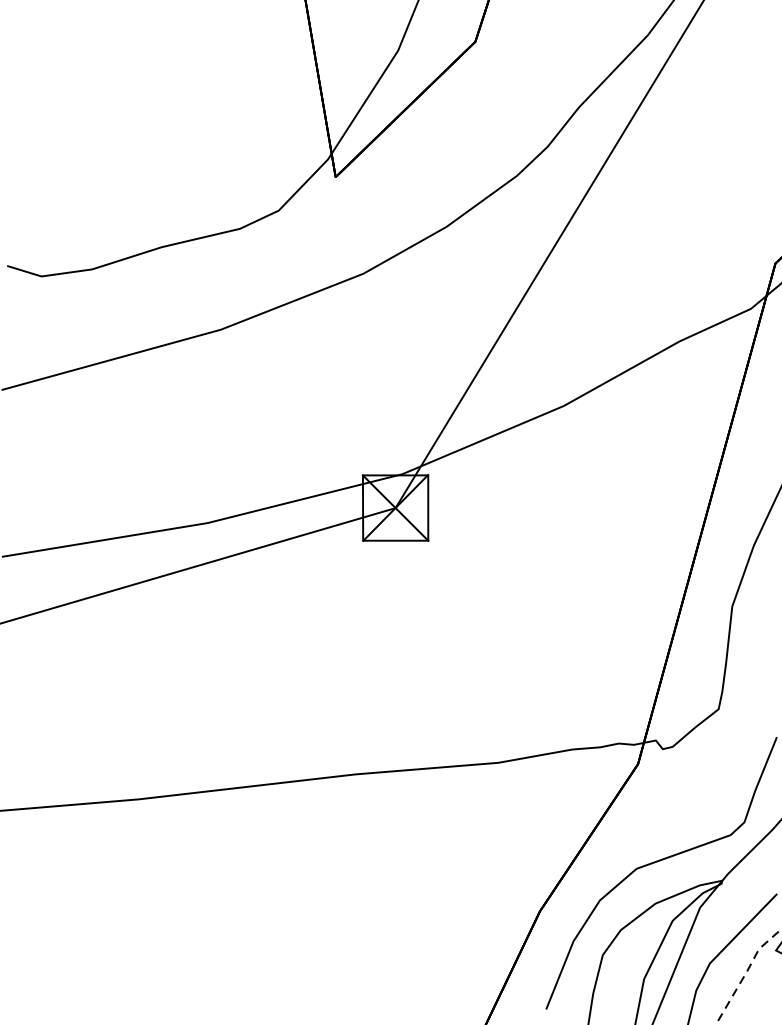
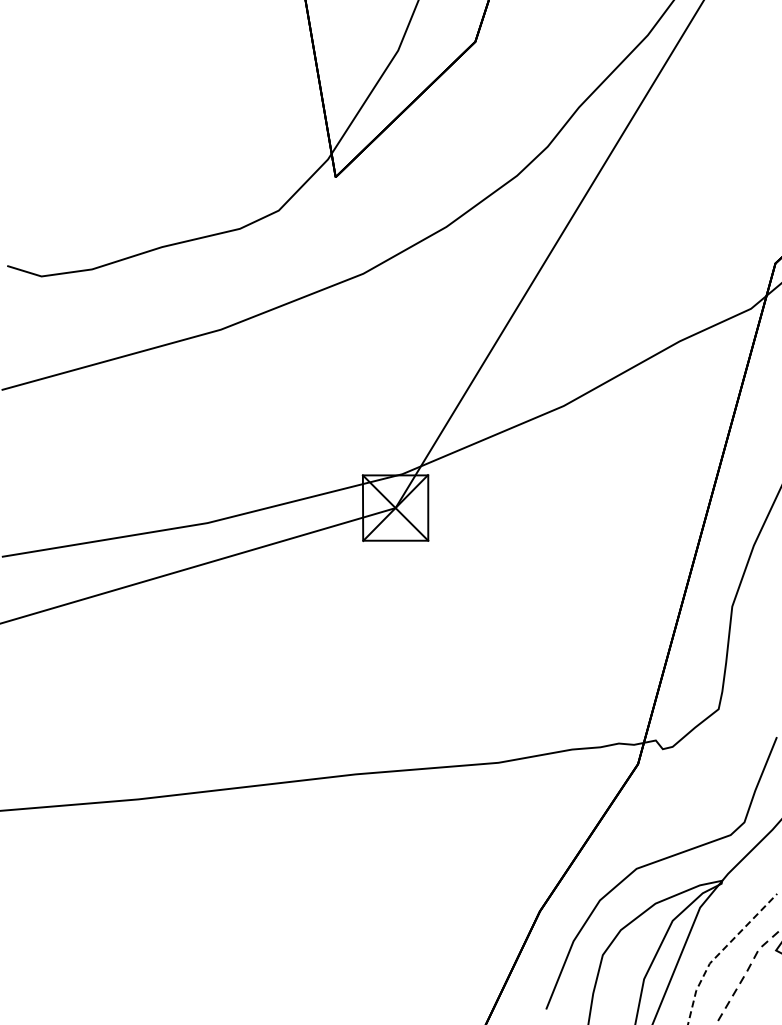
line: solid -> dashed (720, 952)
